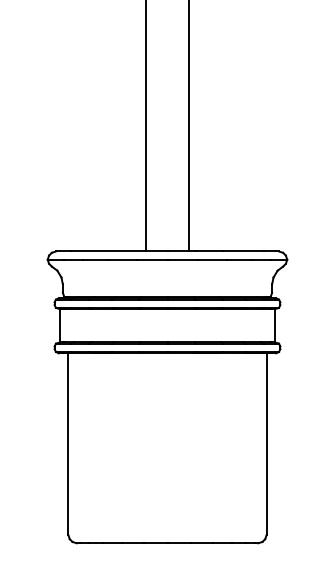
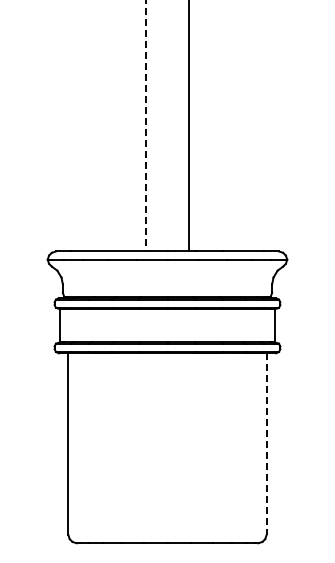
line: solid -> dashed (146, 126)
line: solid -> dashed (266, 444)
